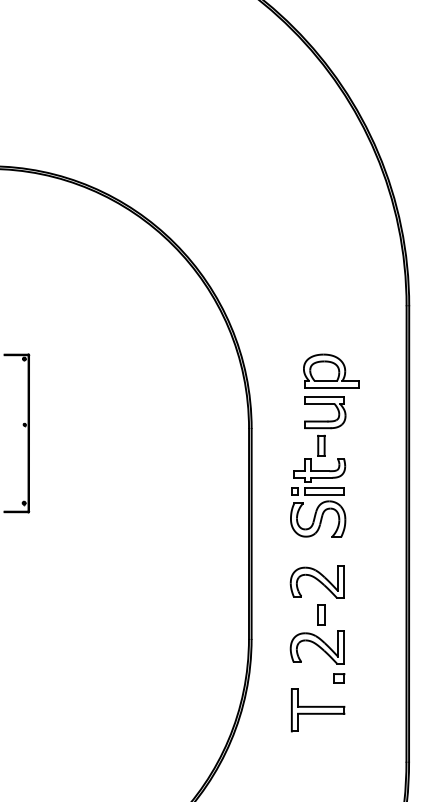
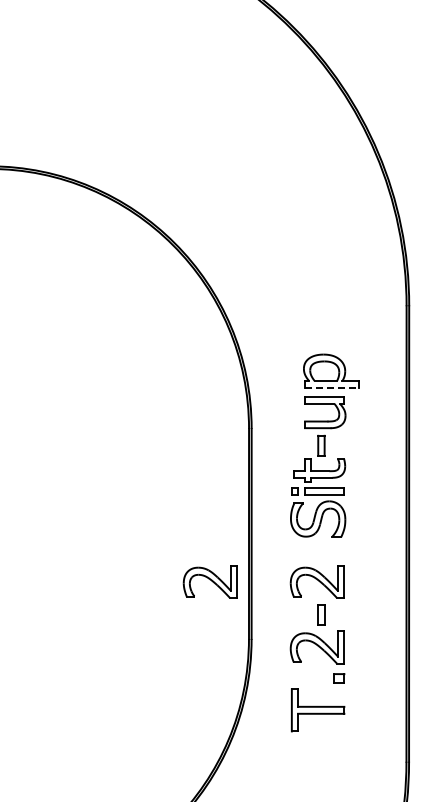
line: solid -> dashed (332, 387)
part: present -> none (23, 426)
part: none -> present (209, 581)
